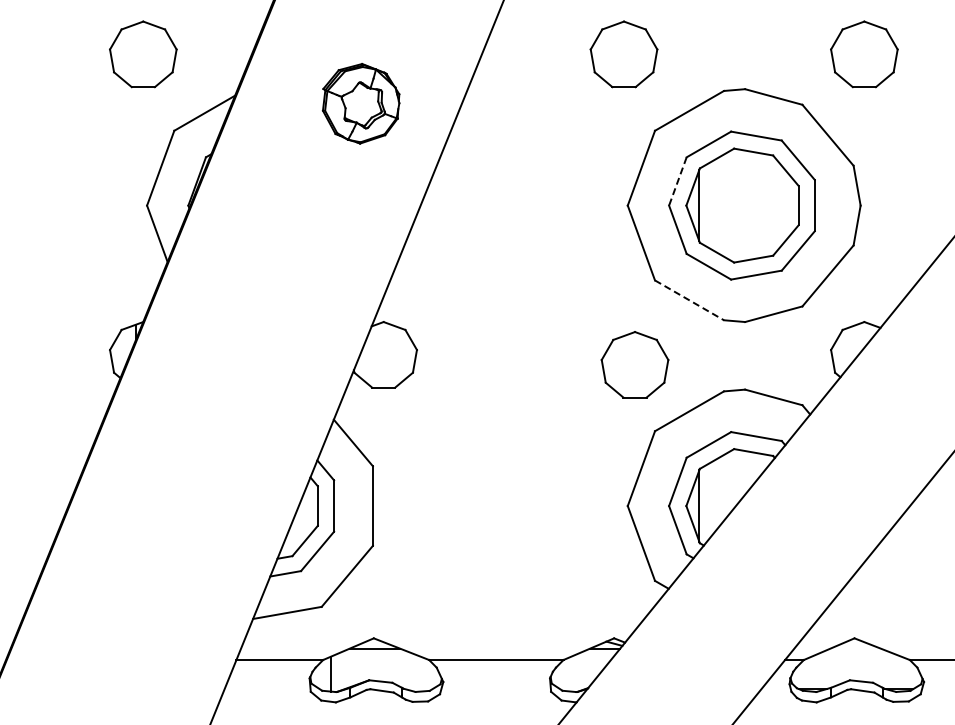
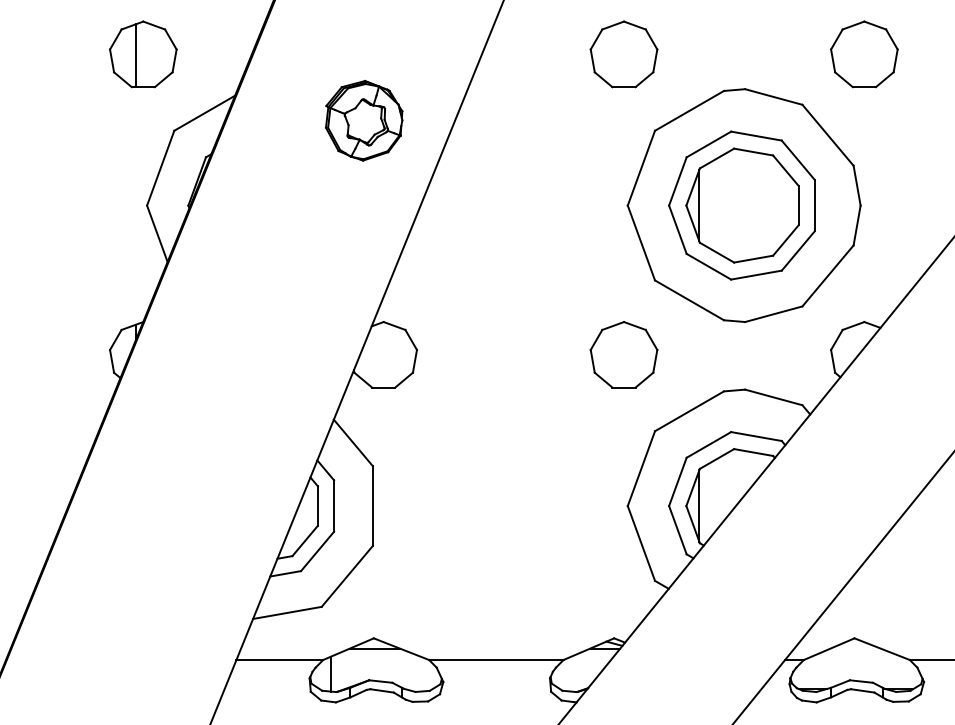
line: none -> present (136, 55)
part position: (360, 103) -> (363, 120) (363, 120)
line: dashed -> solid (677, 181)
line: dashed -> solid (689, 300)
part position: (634, 364) -> (623, 354) (623, 354)
